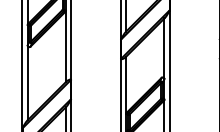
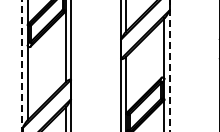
line: solid -> dashed (22, 66)
line: solid -> dashed (169, 66)
